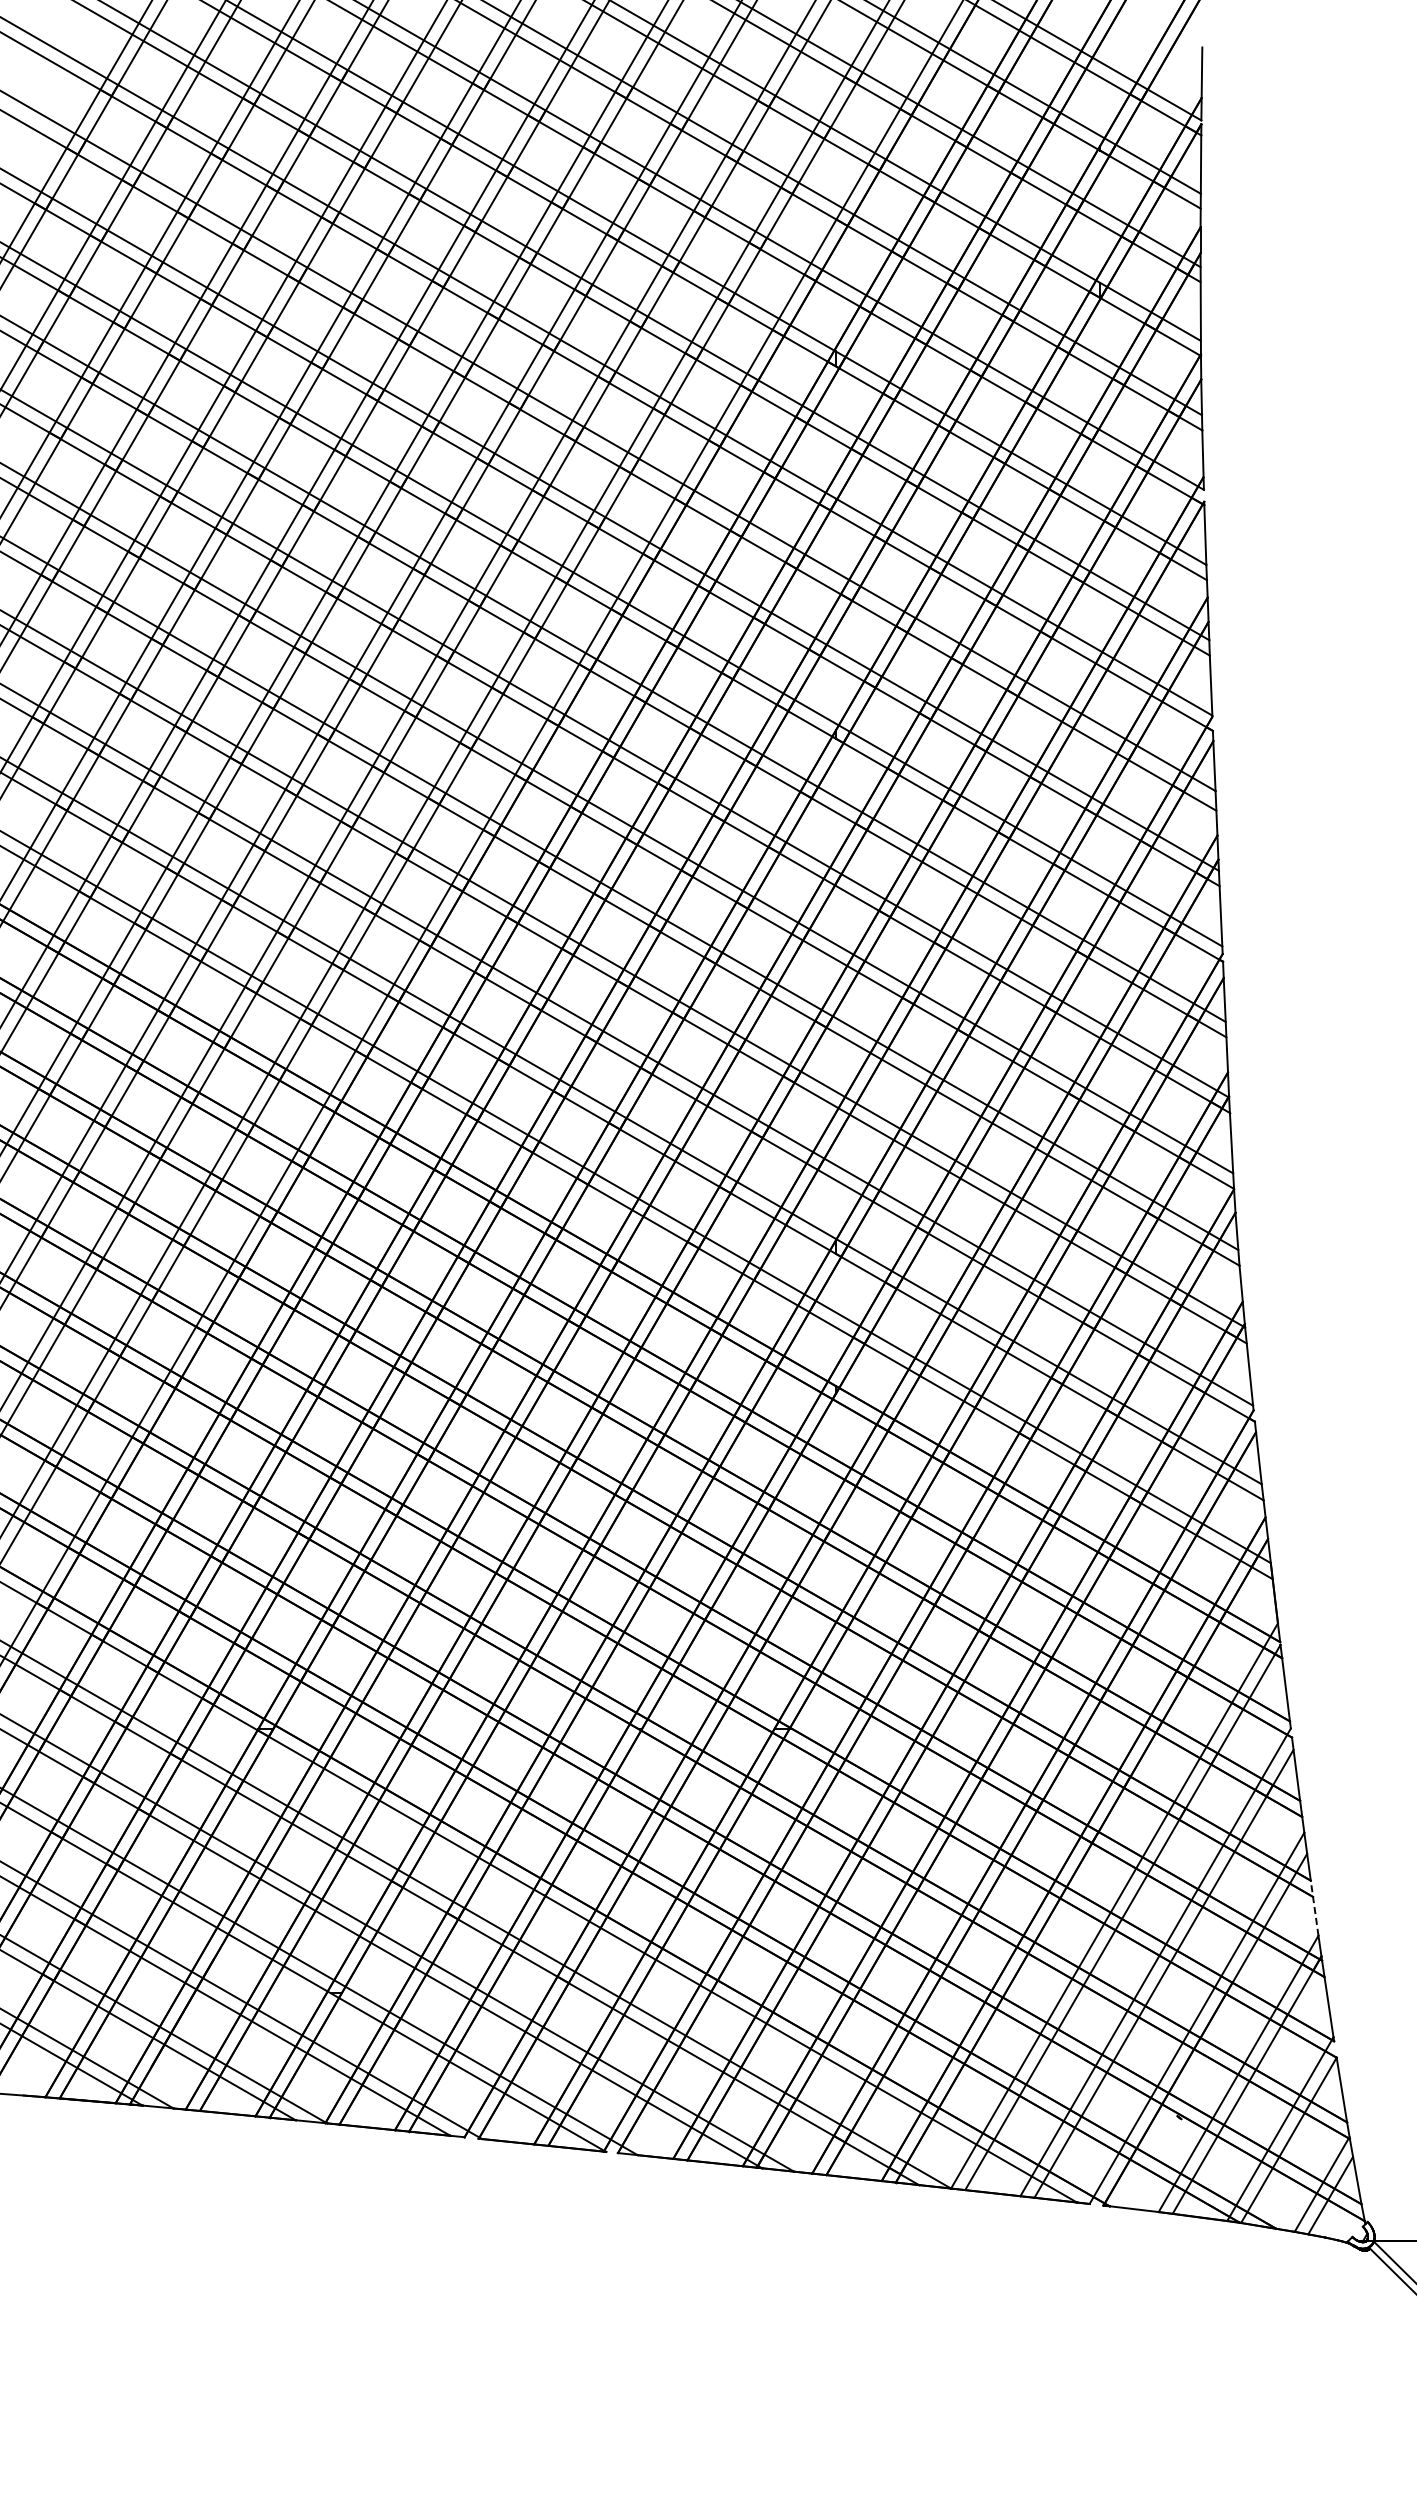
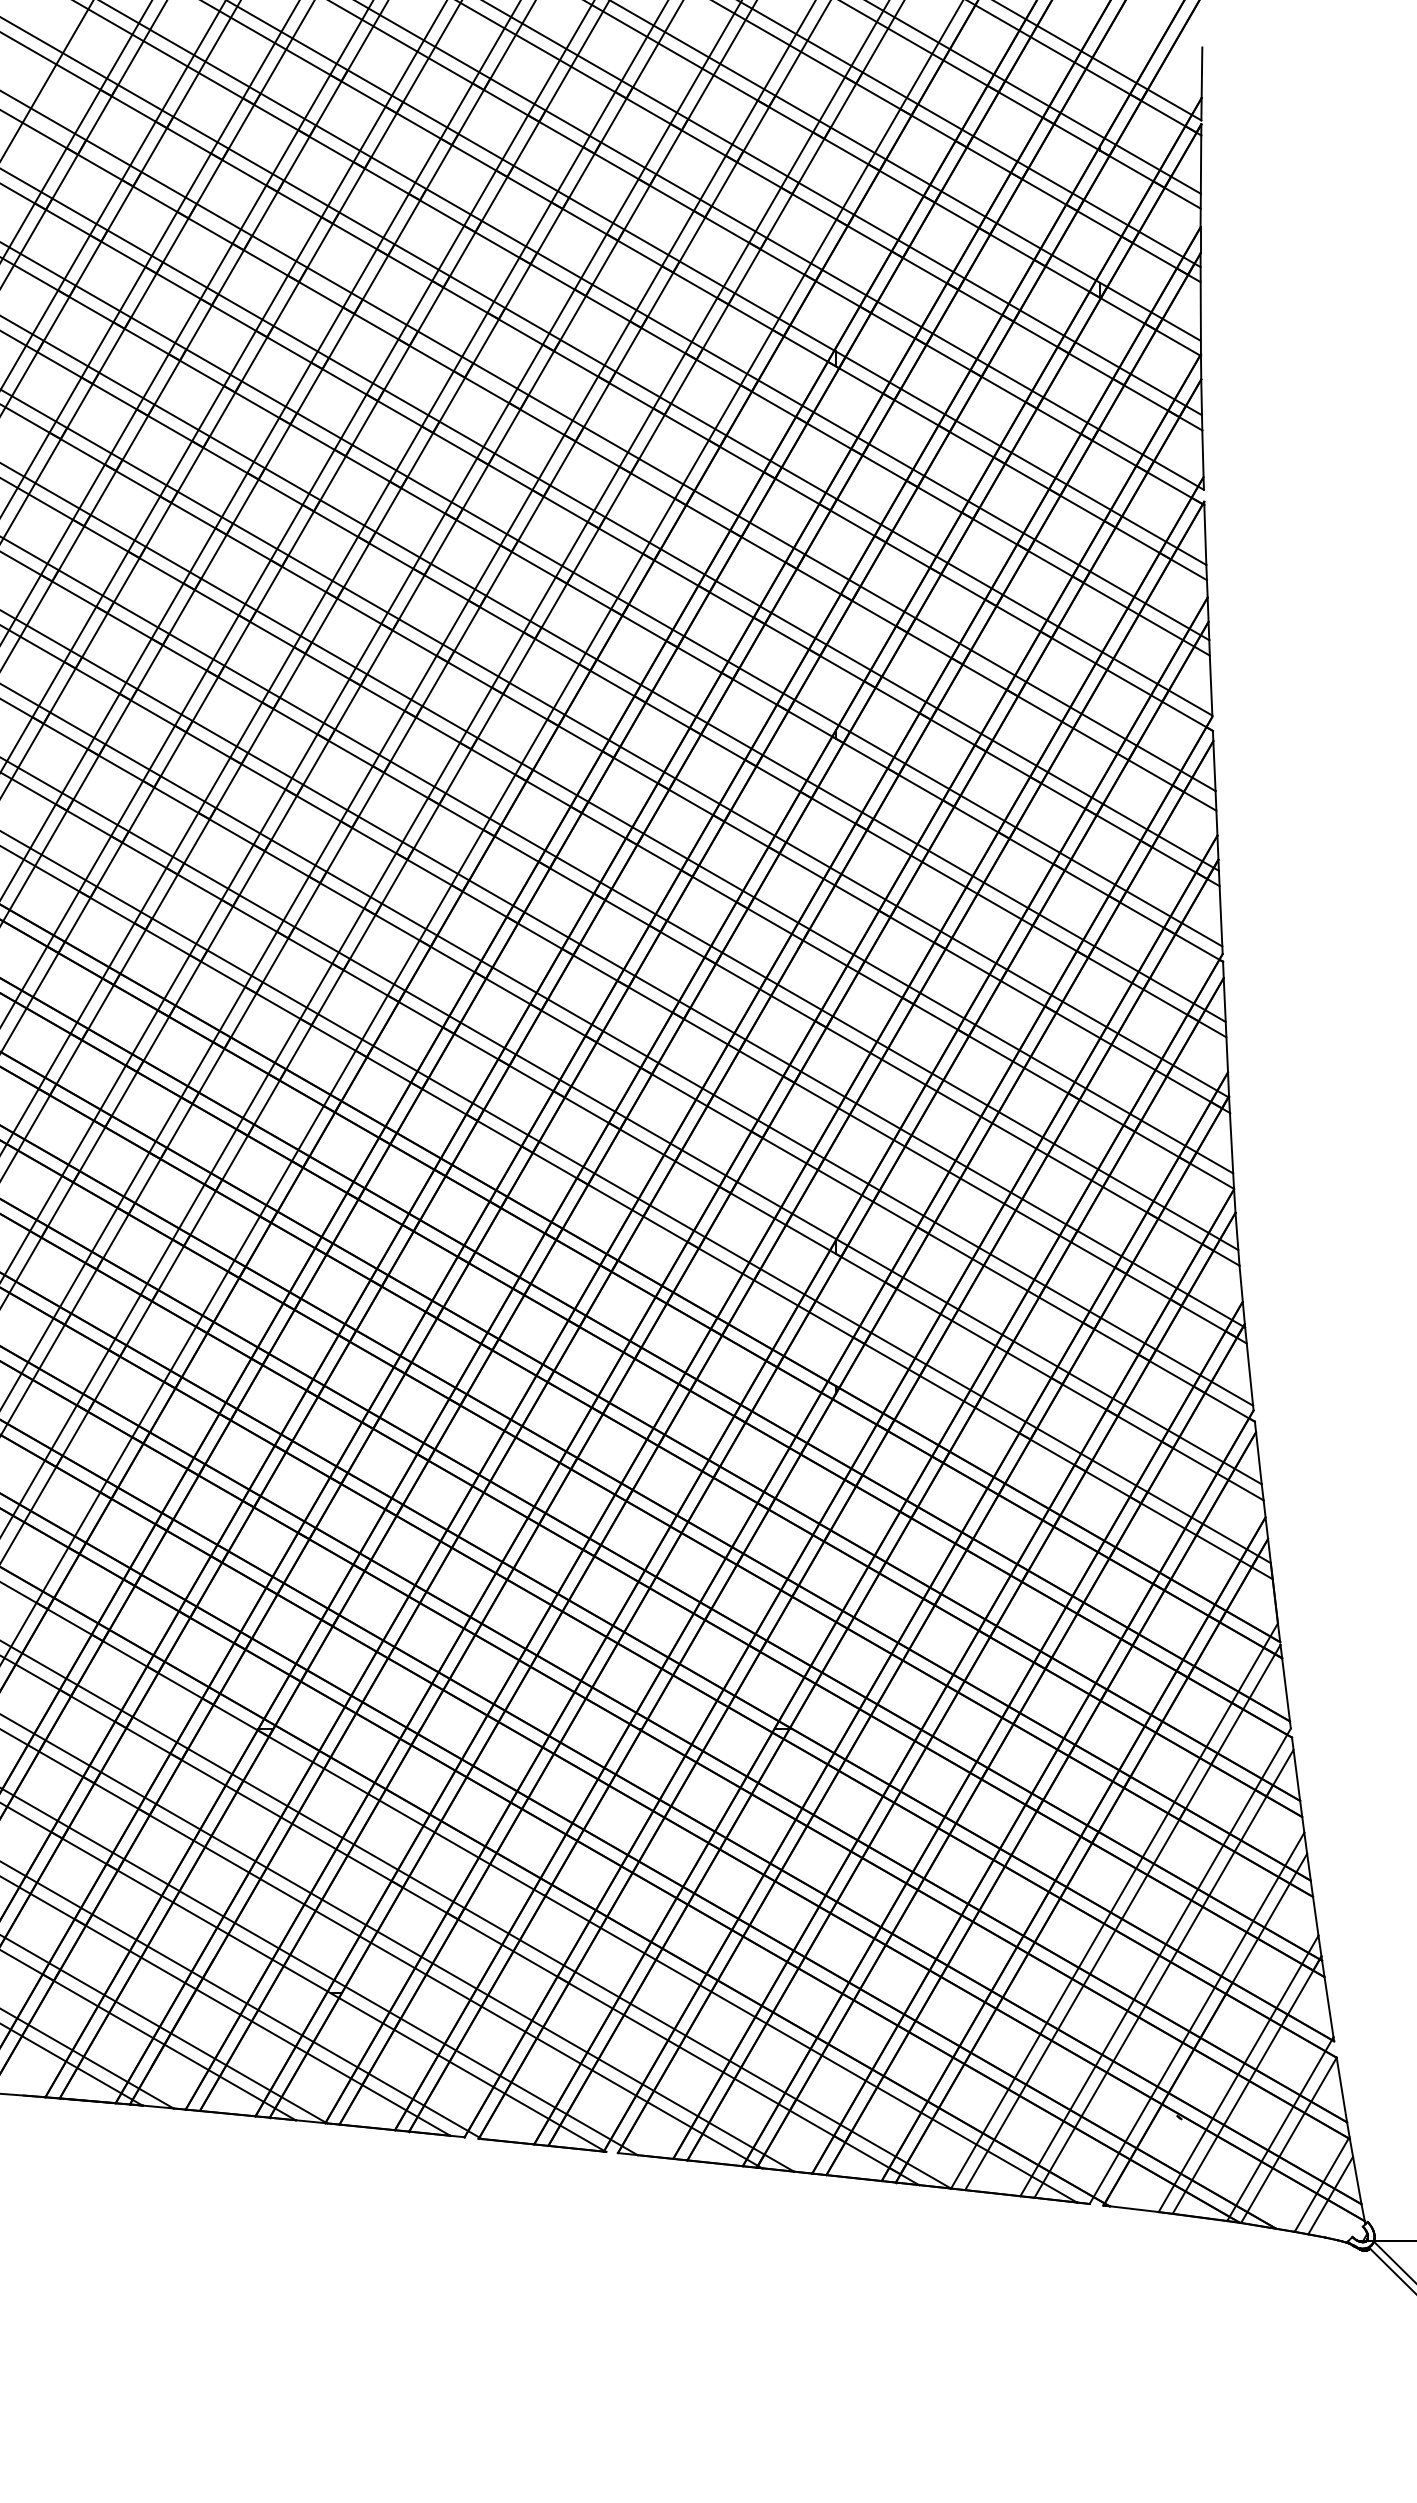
line: none -> present (47, 79)
line: dashed -> solid (1314, 1908)
